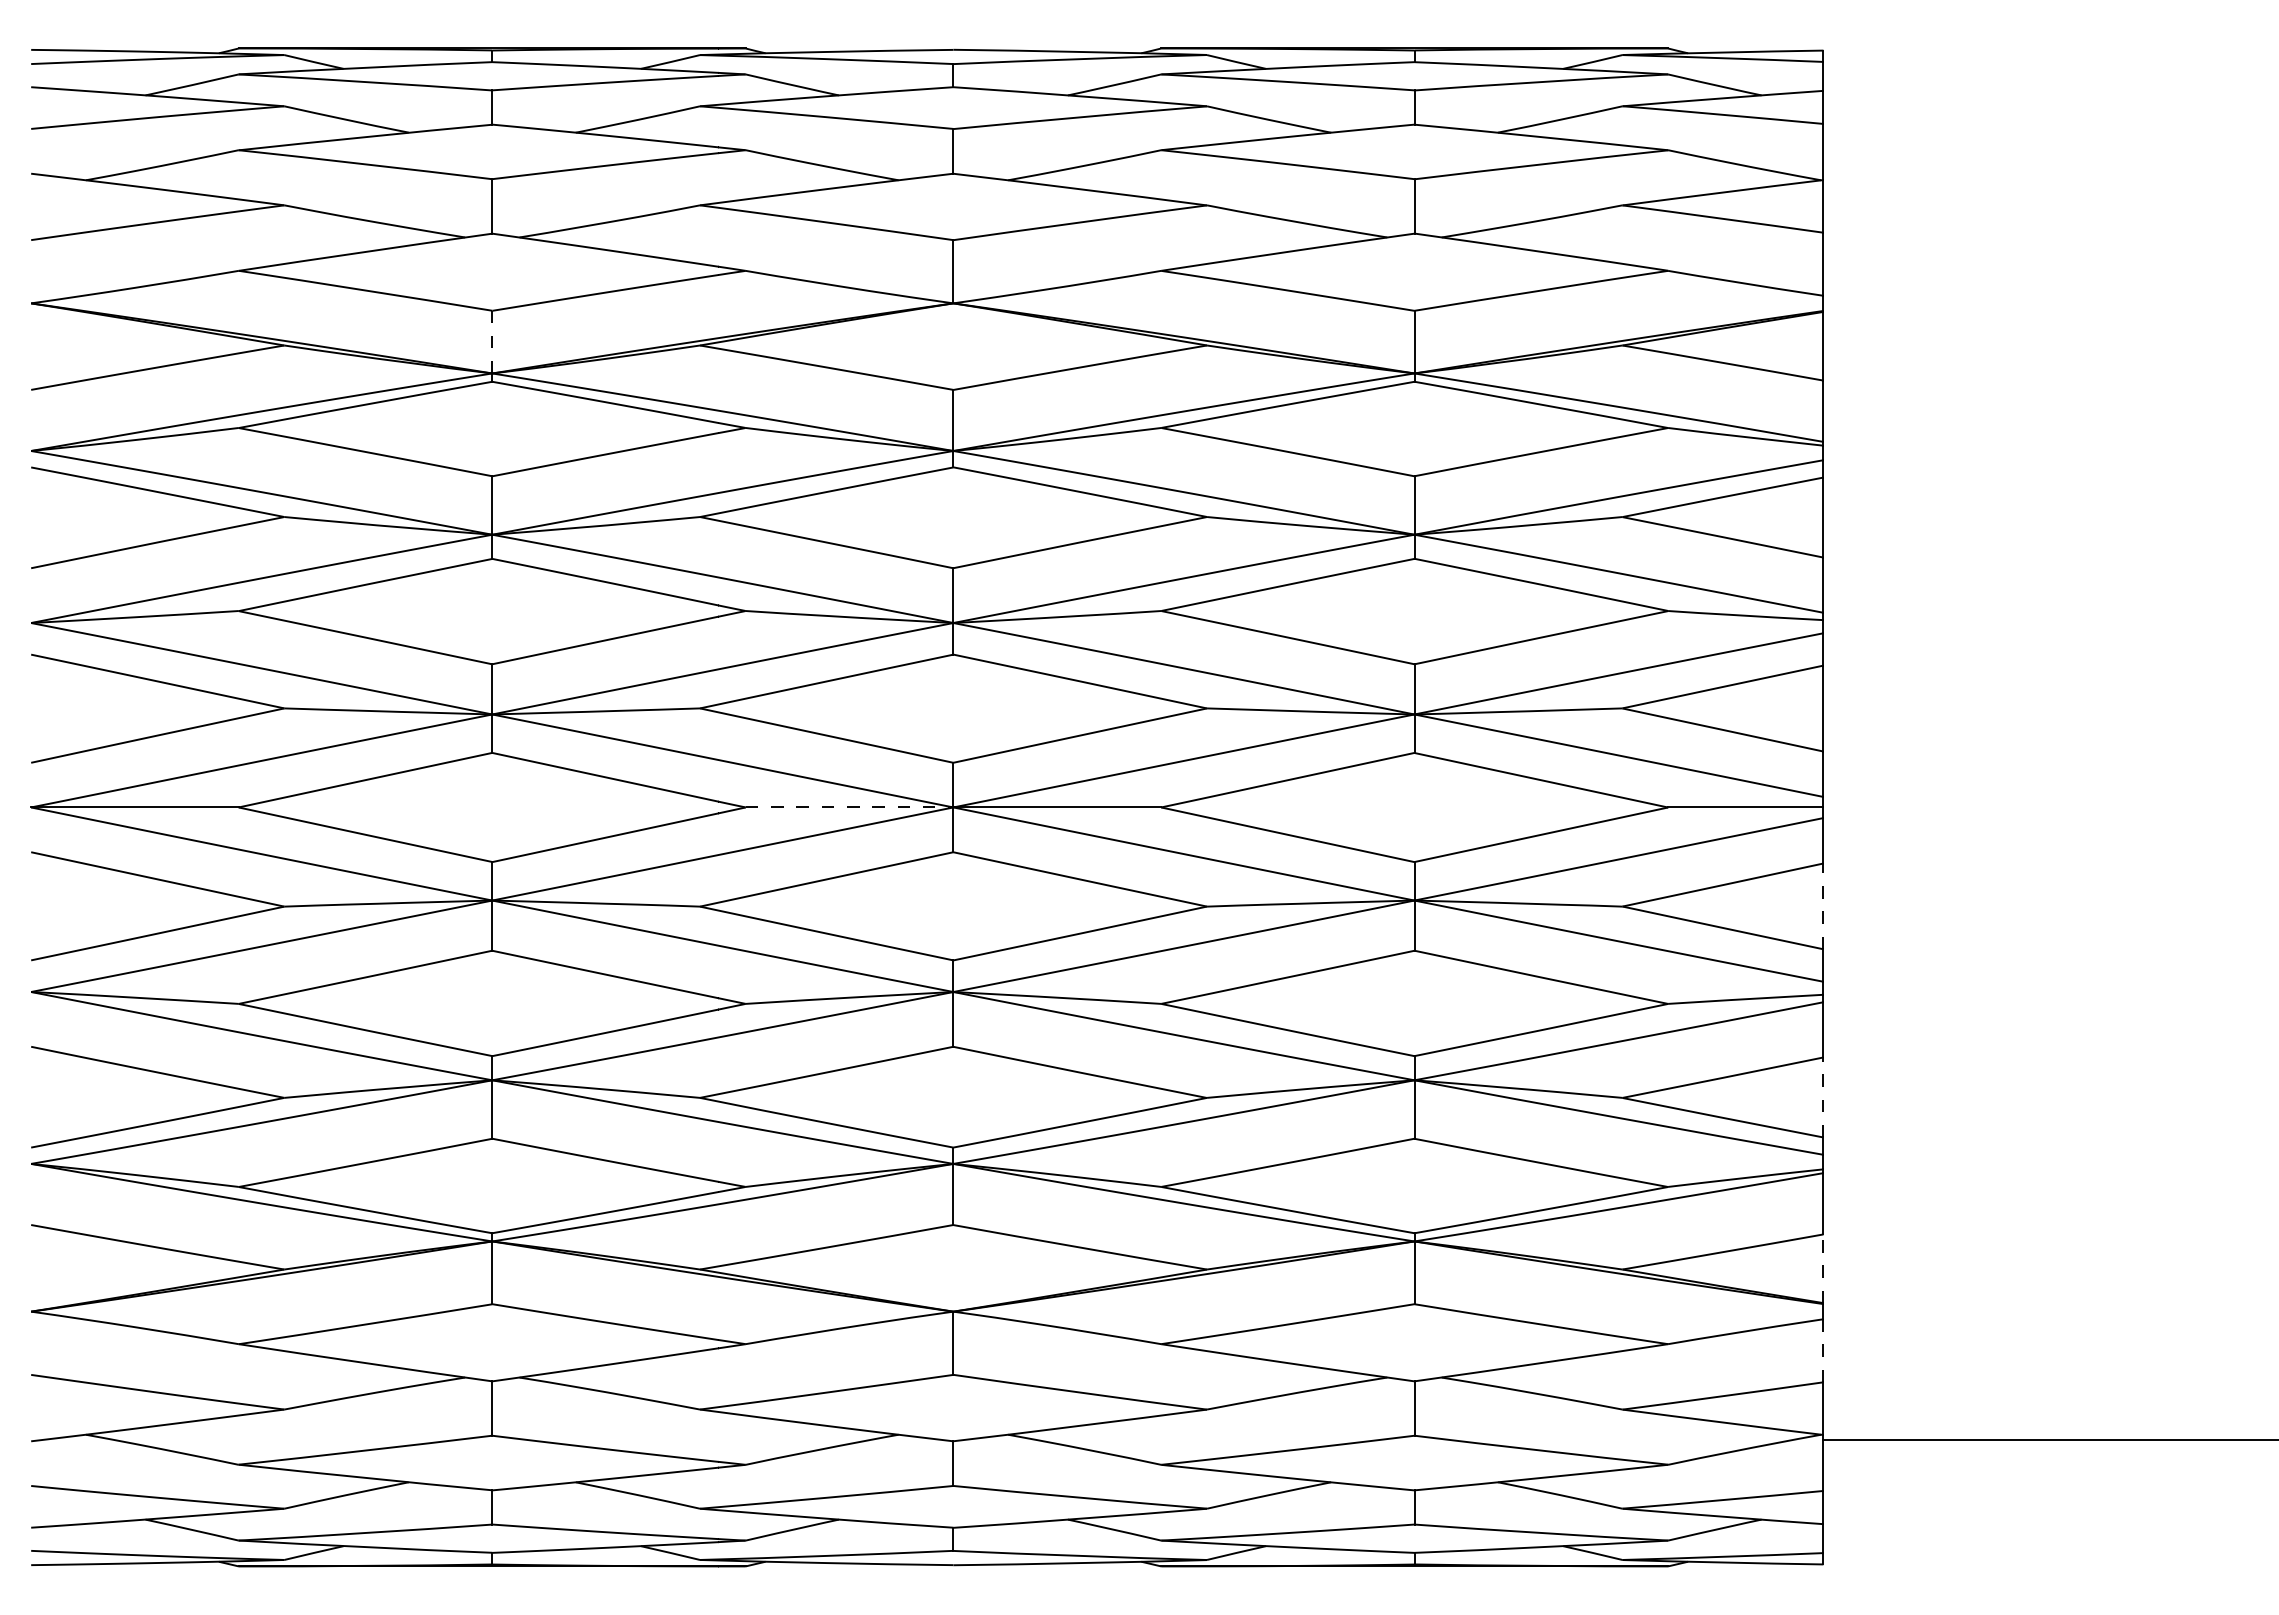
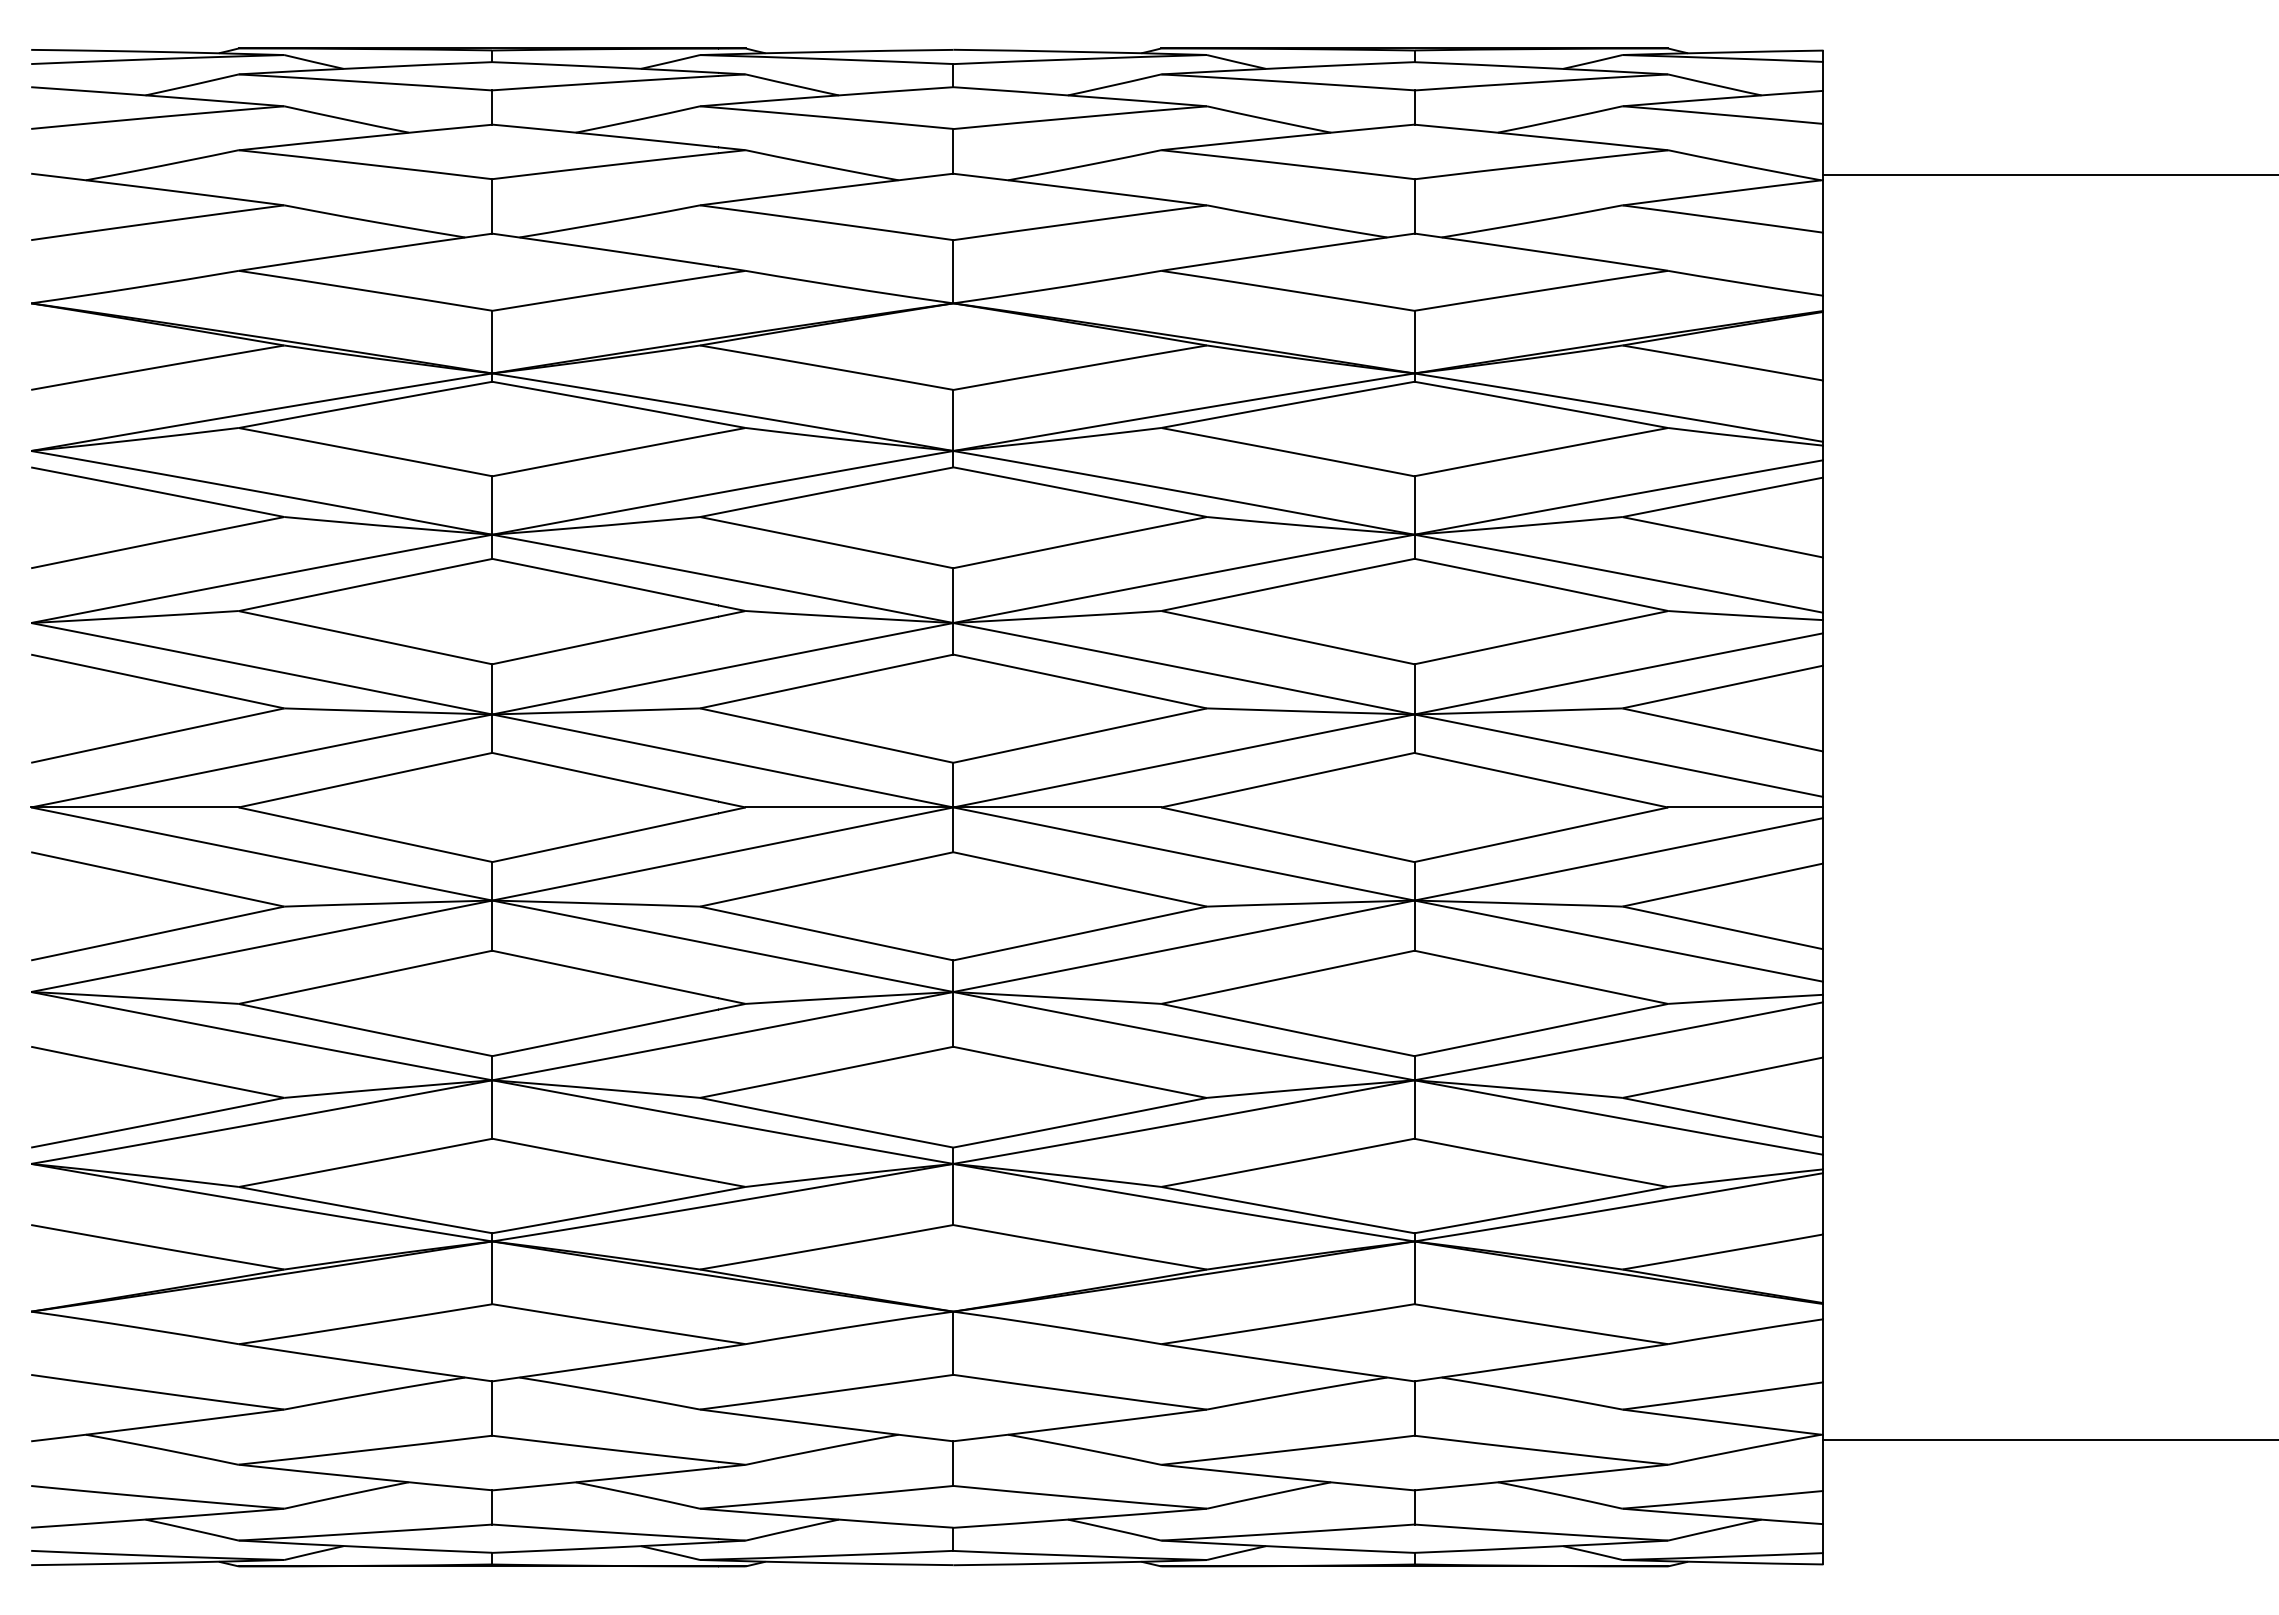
line: none -> present (2049, 175)
line: dashed -> solid (492, 341)
line: dashed -> solid (849, 807)
line: dashed -> solid (1823, 906)
line: dashed -> solid (1823, 1096)
line: dashed -> solid (1823, 1268)
line: dashed -> solid (1823, 1350)
